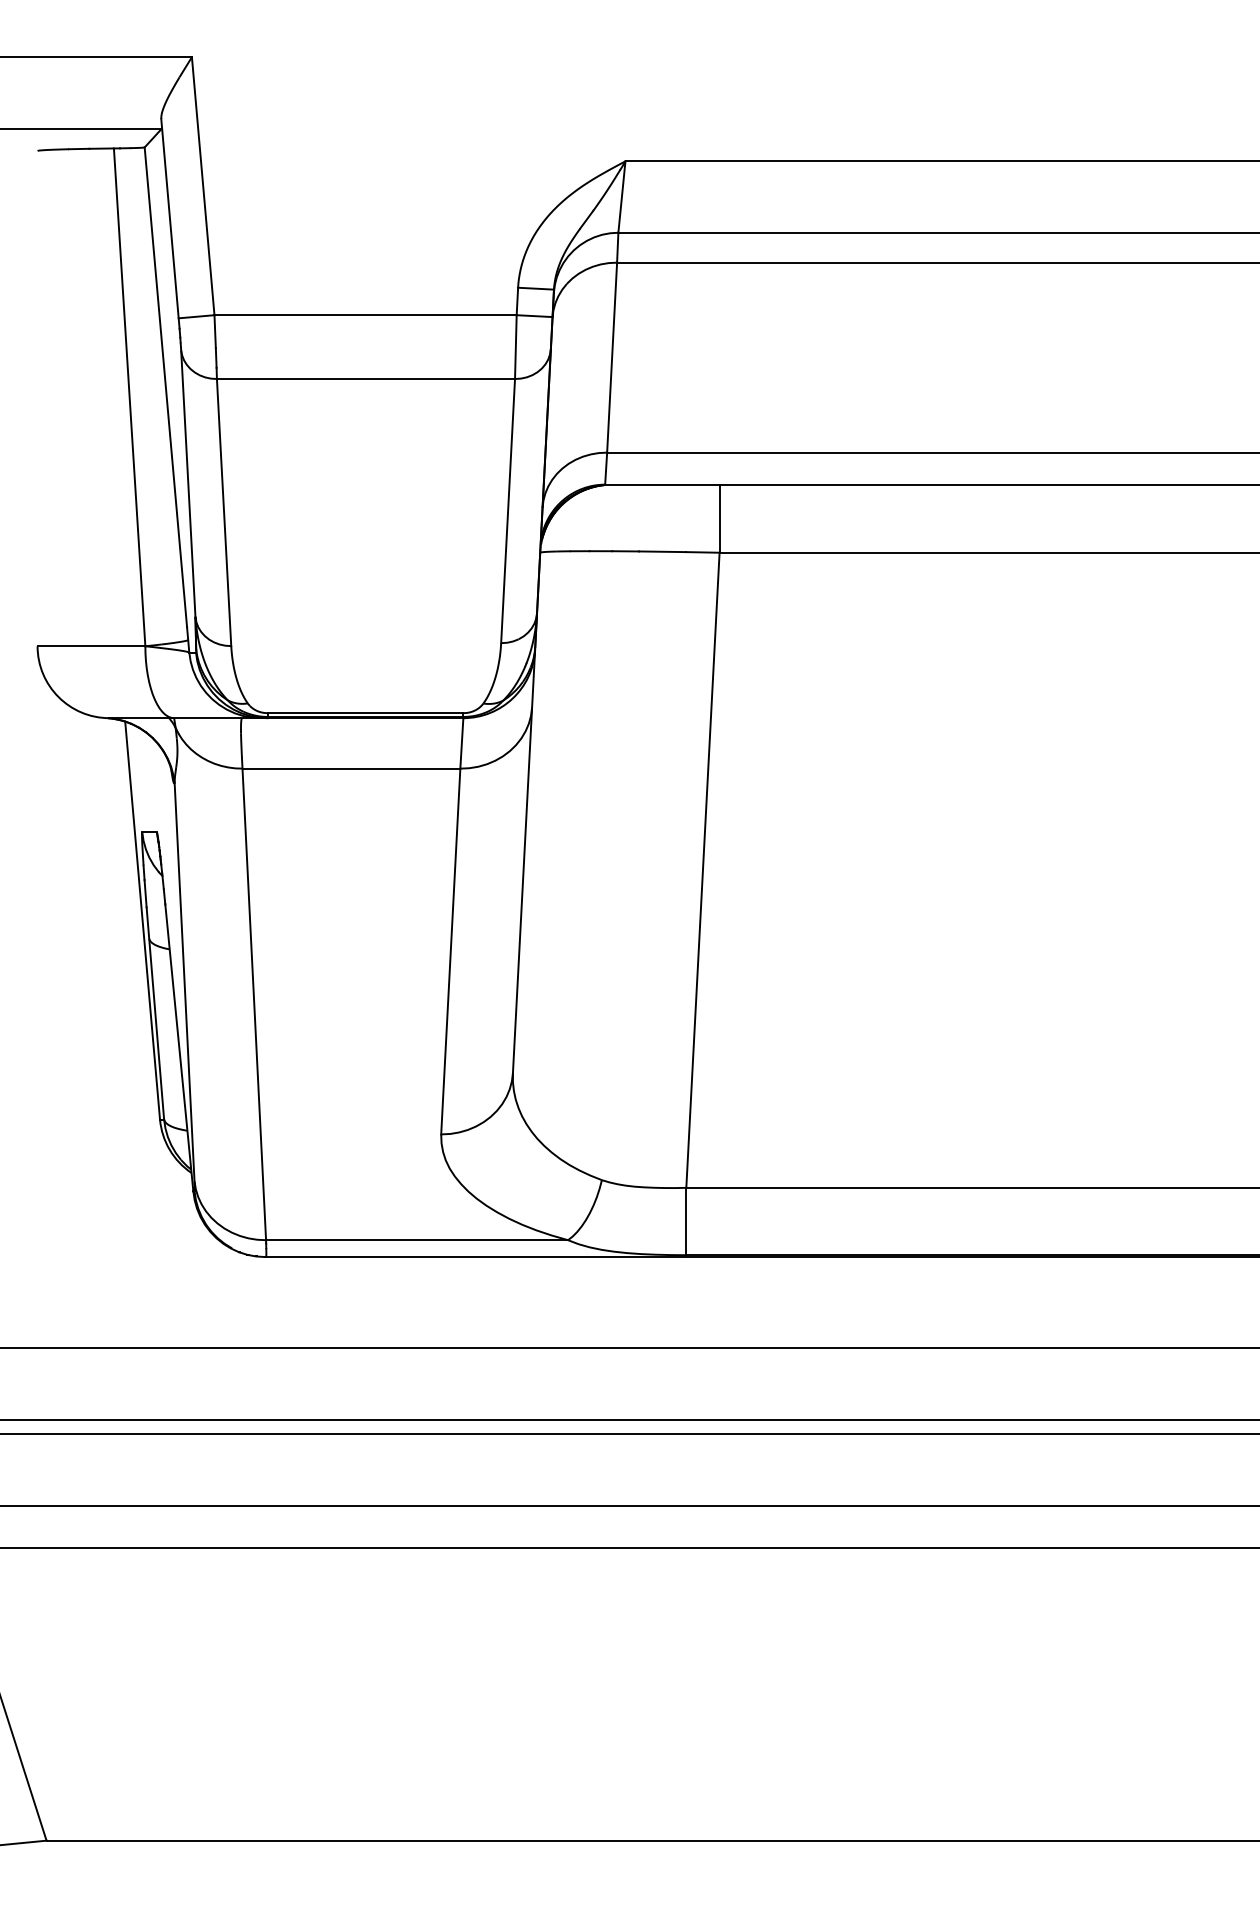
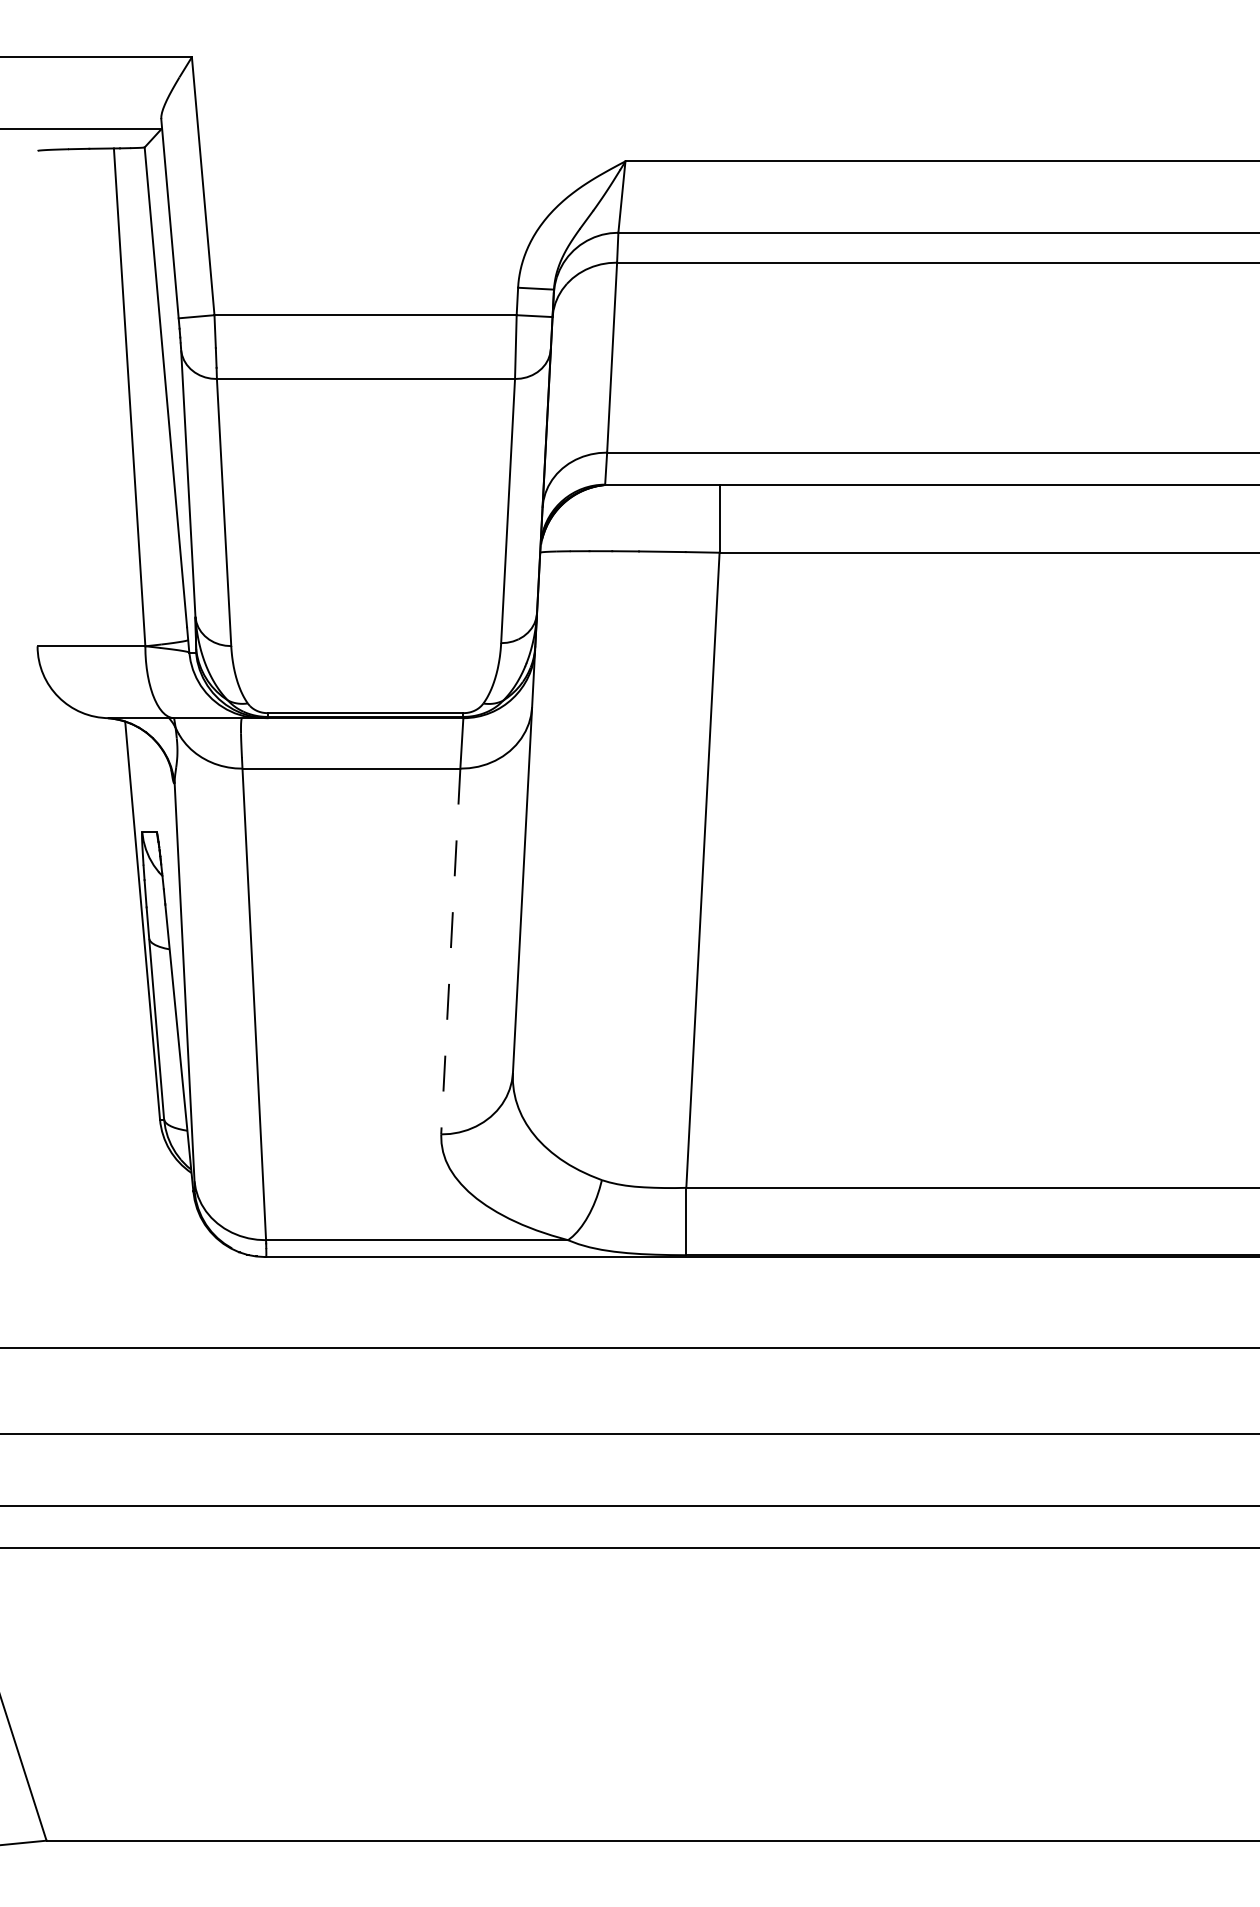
line: solid -> dashed (450, 952)
line: present -> none (629, 1419)
